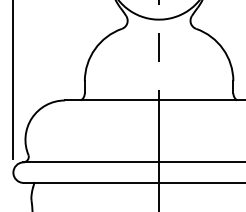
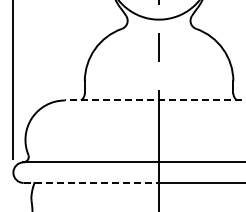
line: solid -> dashed (154, 100)
line: solid -> dashed (91, 182)
